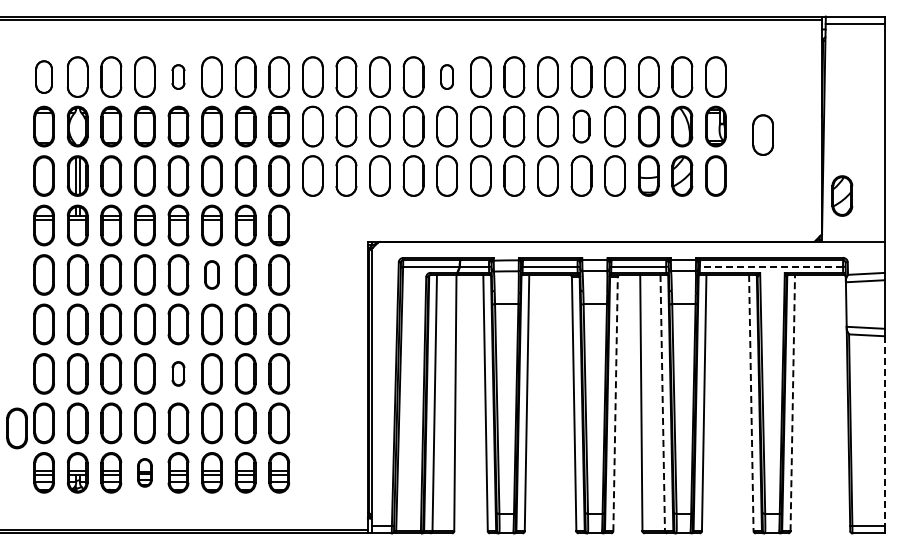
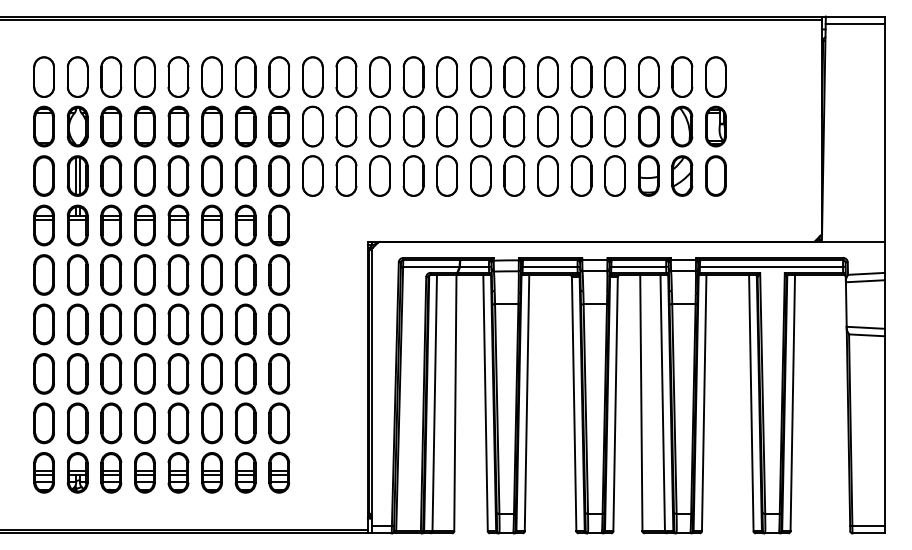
part size: 18x34 px -> 22x42 px (43, 76)
part size: 15x26 px -> 23x42 px (178, 76)
part size: 14x26 px -> 22x42 px (446, 76)
part size: 19x35 px -> 23x43 px (581, 126)
part: present -> none (762, 134)
part: present -> none (842, 195)
line: dashed -> solid (771, 266)
part size: 16x30 px -> 22x42 px (211, 274)
part size: 15x26 px -> 23x42 px (178, 373)
line: dashed -> solid (792, 402)
line: dashed -> solid (615, 403)
line: dashed -> solid (662, 403)
line: dashed -> solid (751, 403)
part: present -> none (16, 428)
line: dashed -> solid (884, 431)
part size: 16x30 px -> 22x42 px (144, 472)
